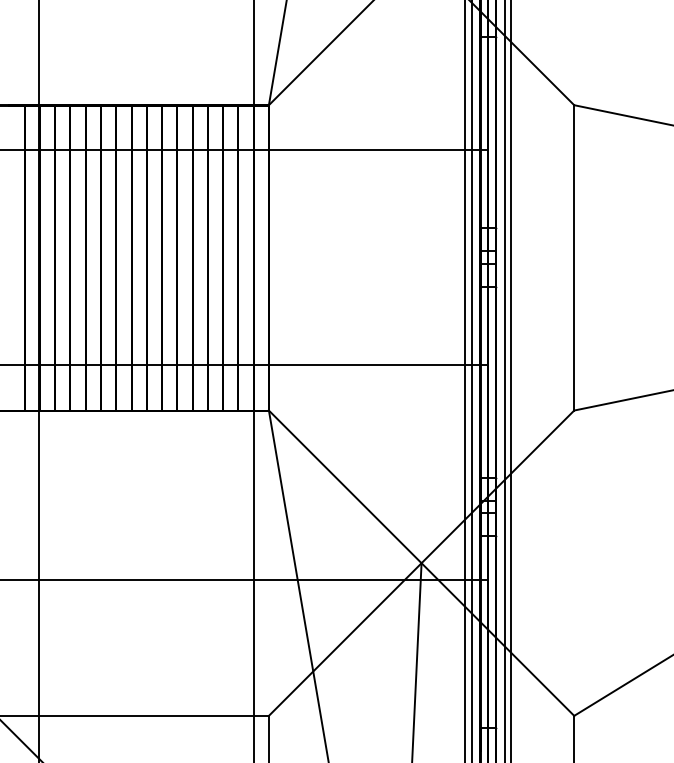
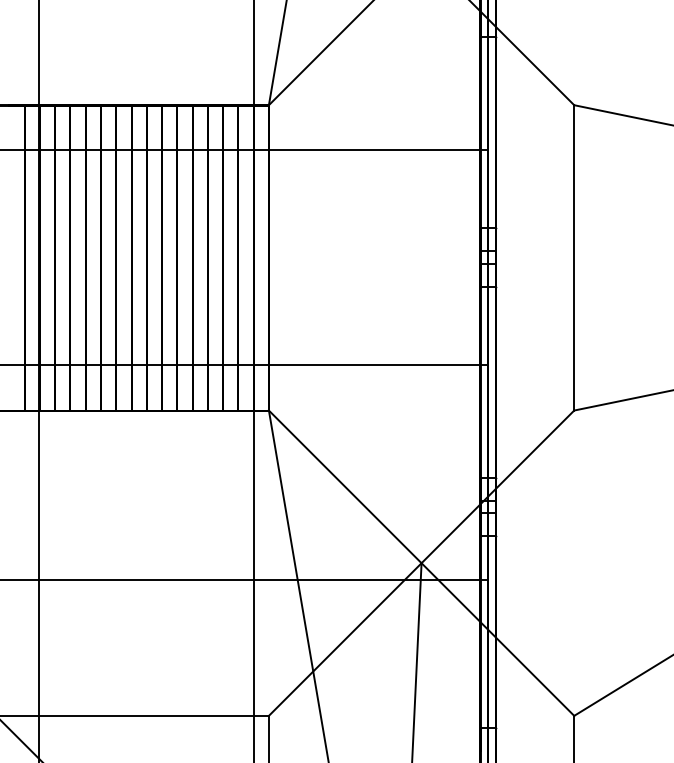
line: present -> none (465, 380)
line: present -> none (472, 380)
line: present -> none (504, 380)
line: present -> none (511, 380)
